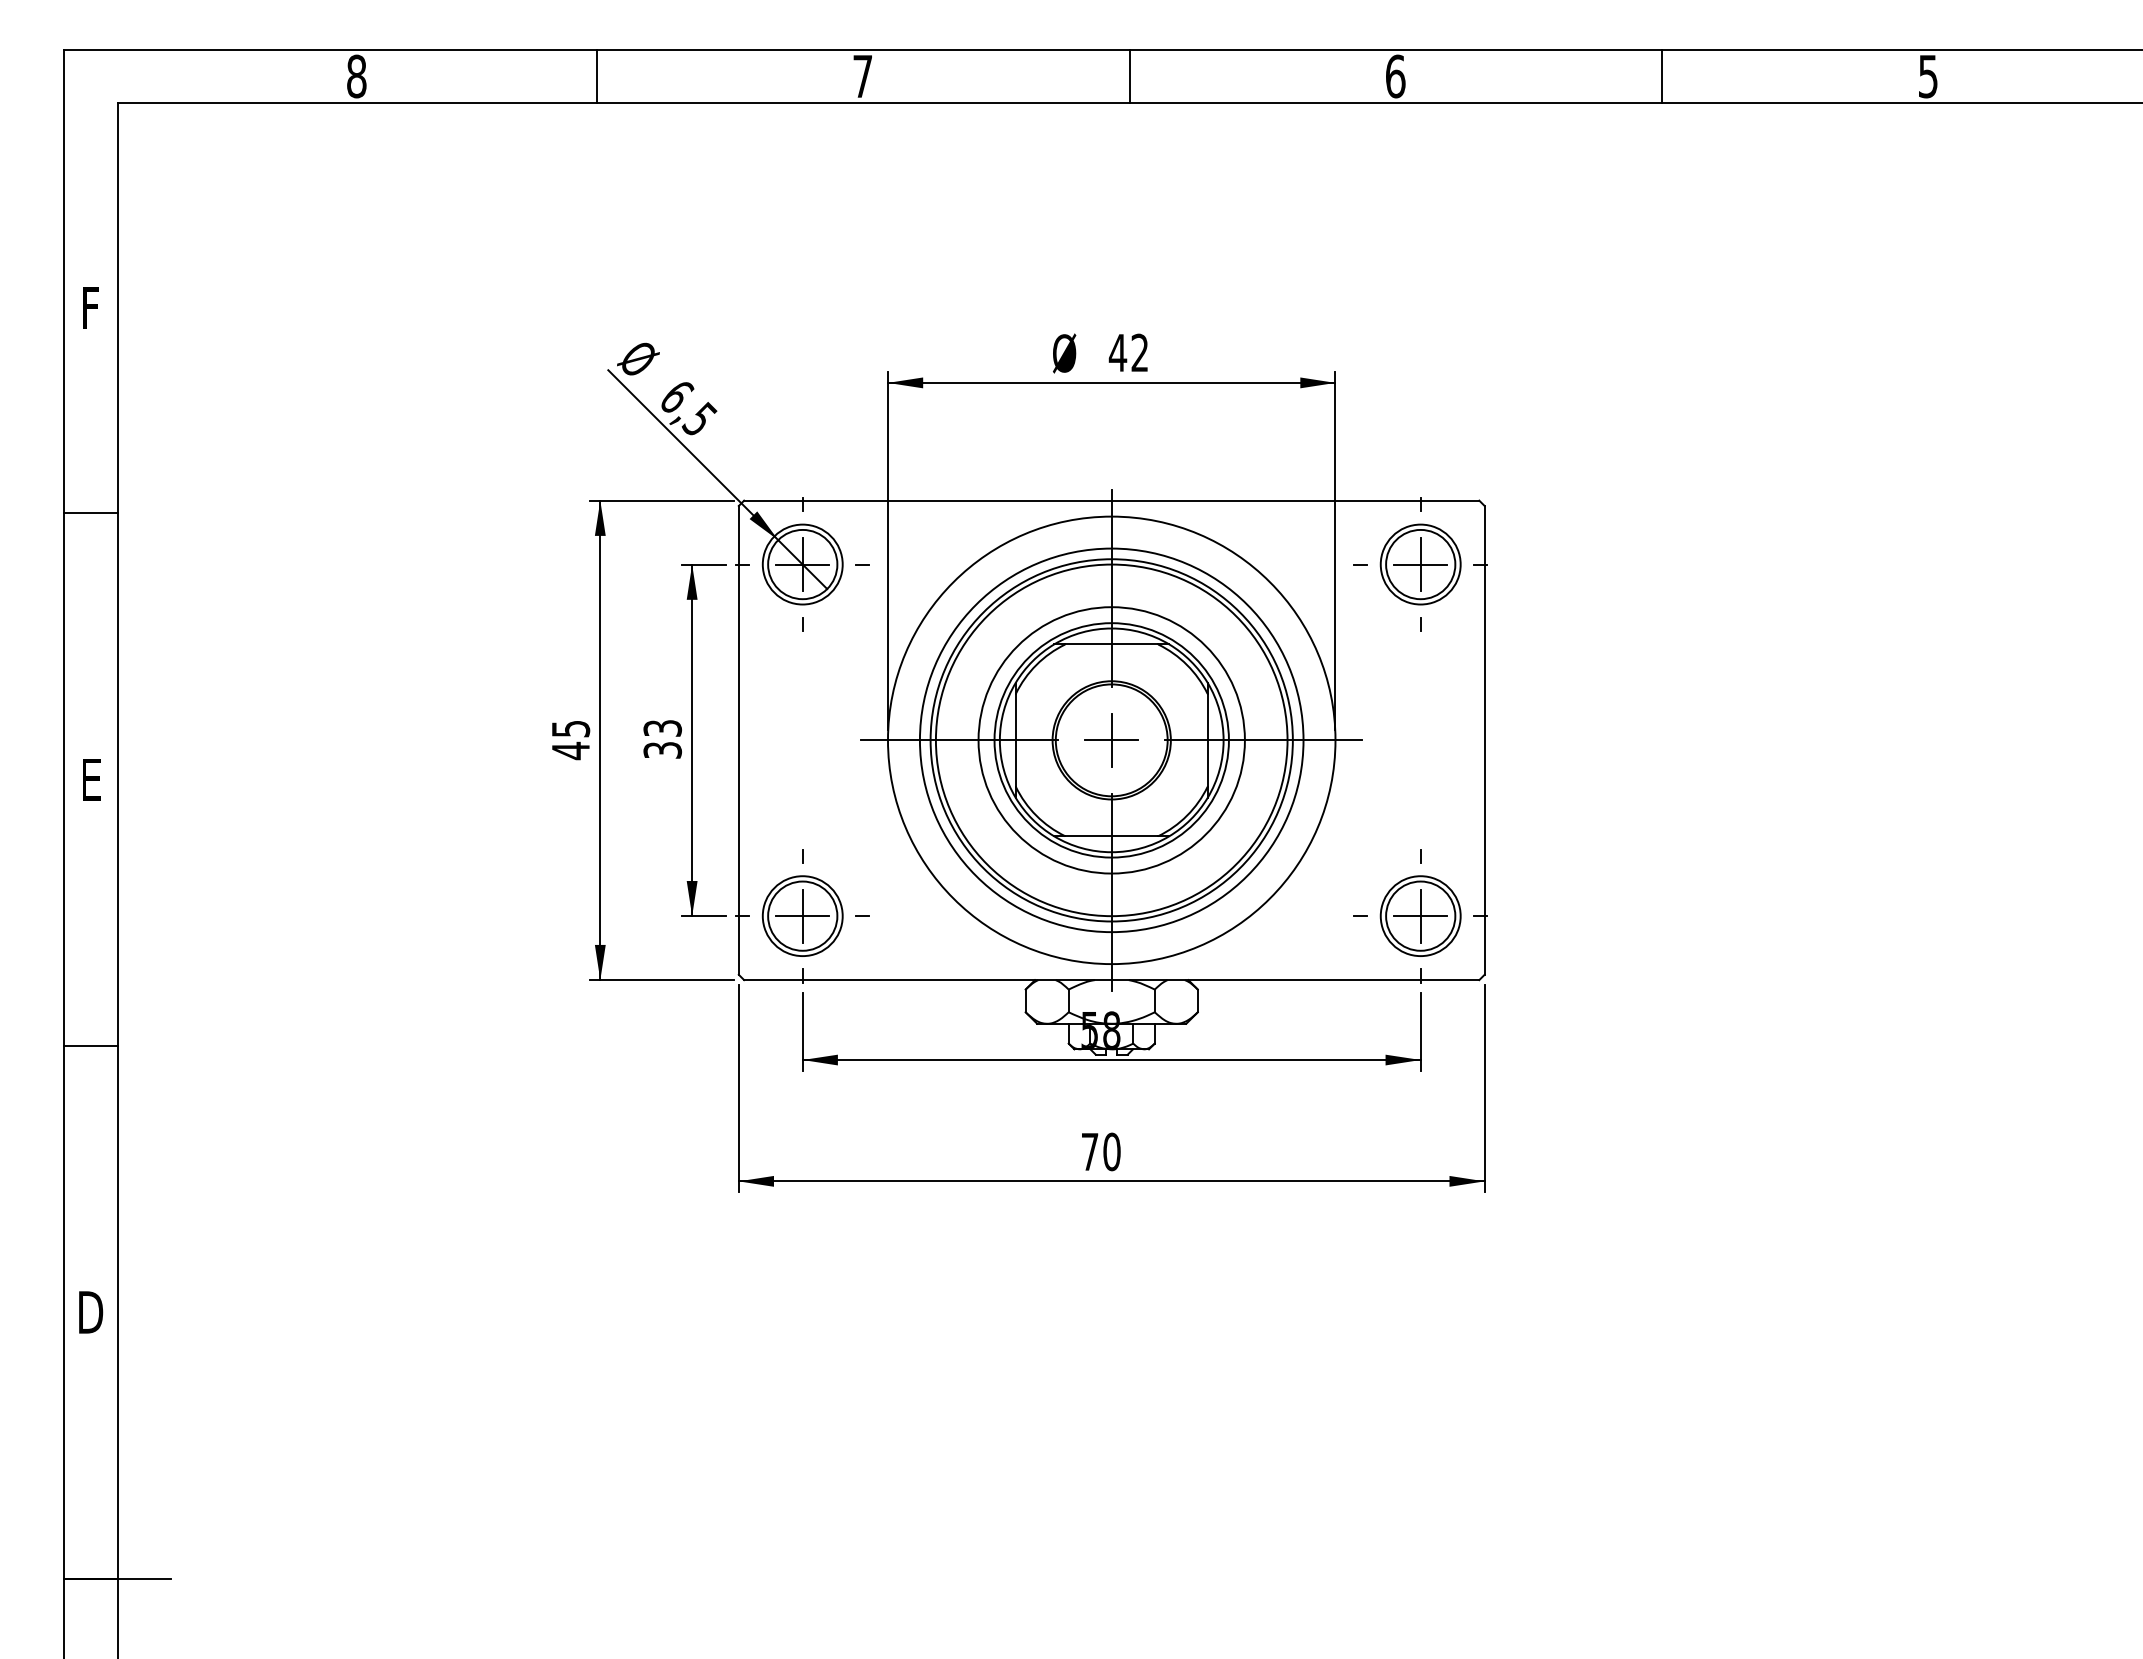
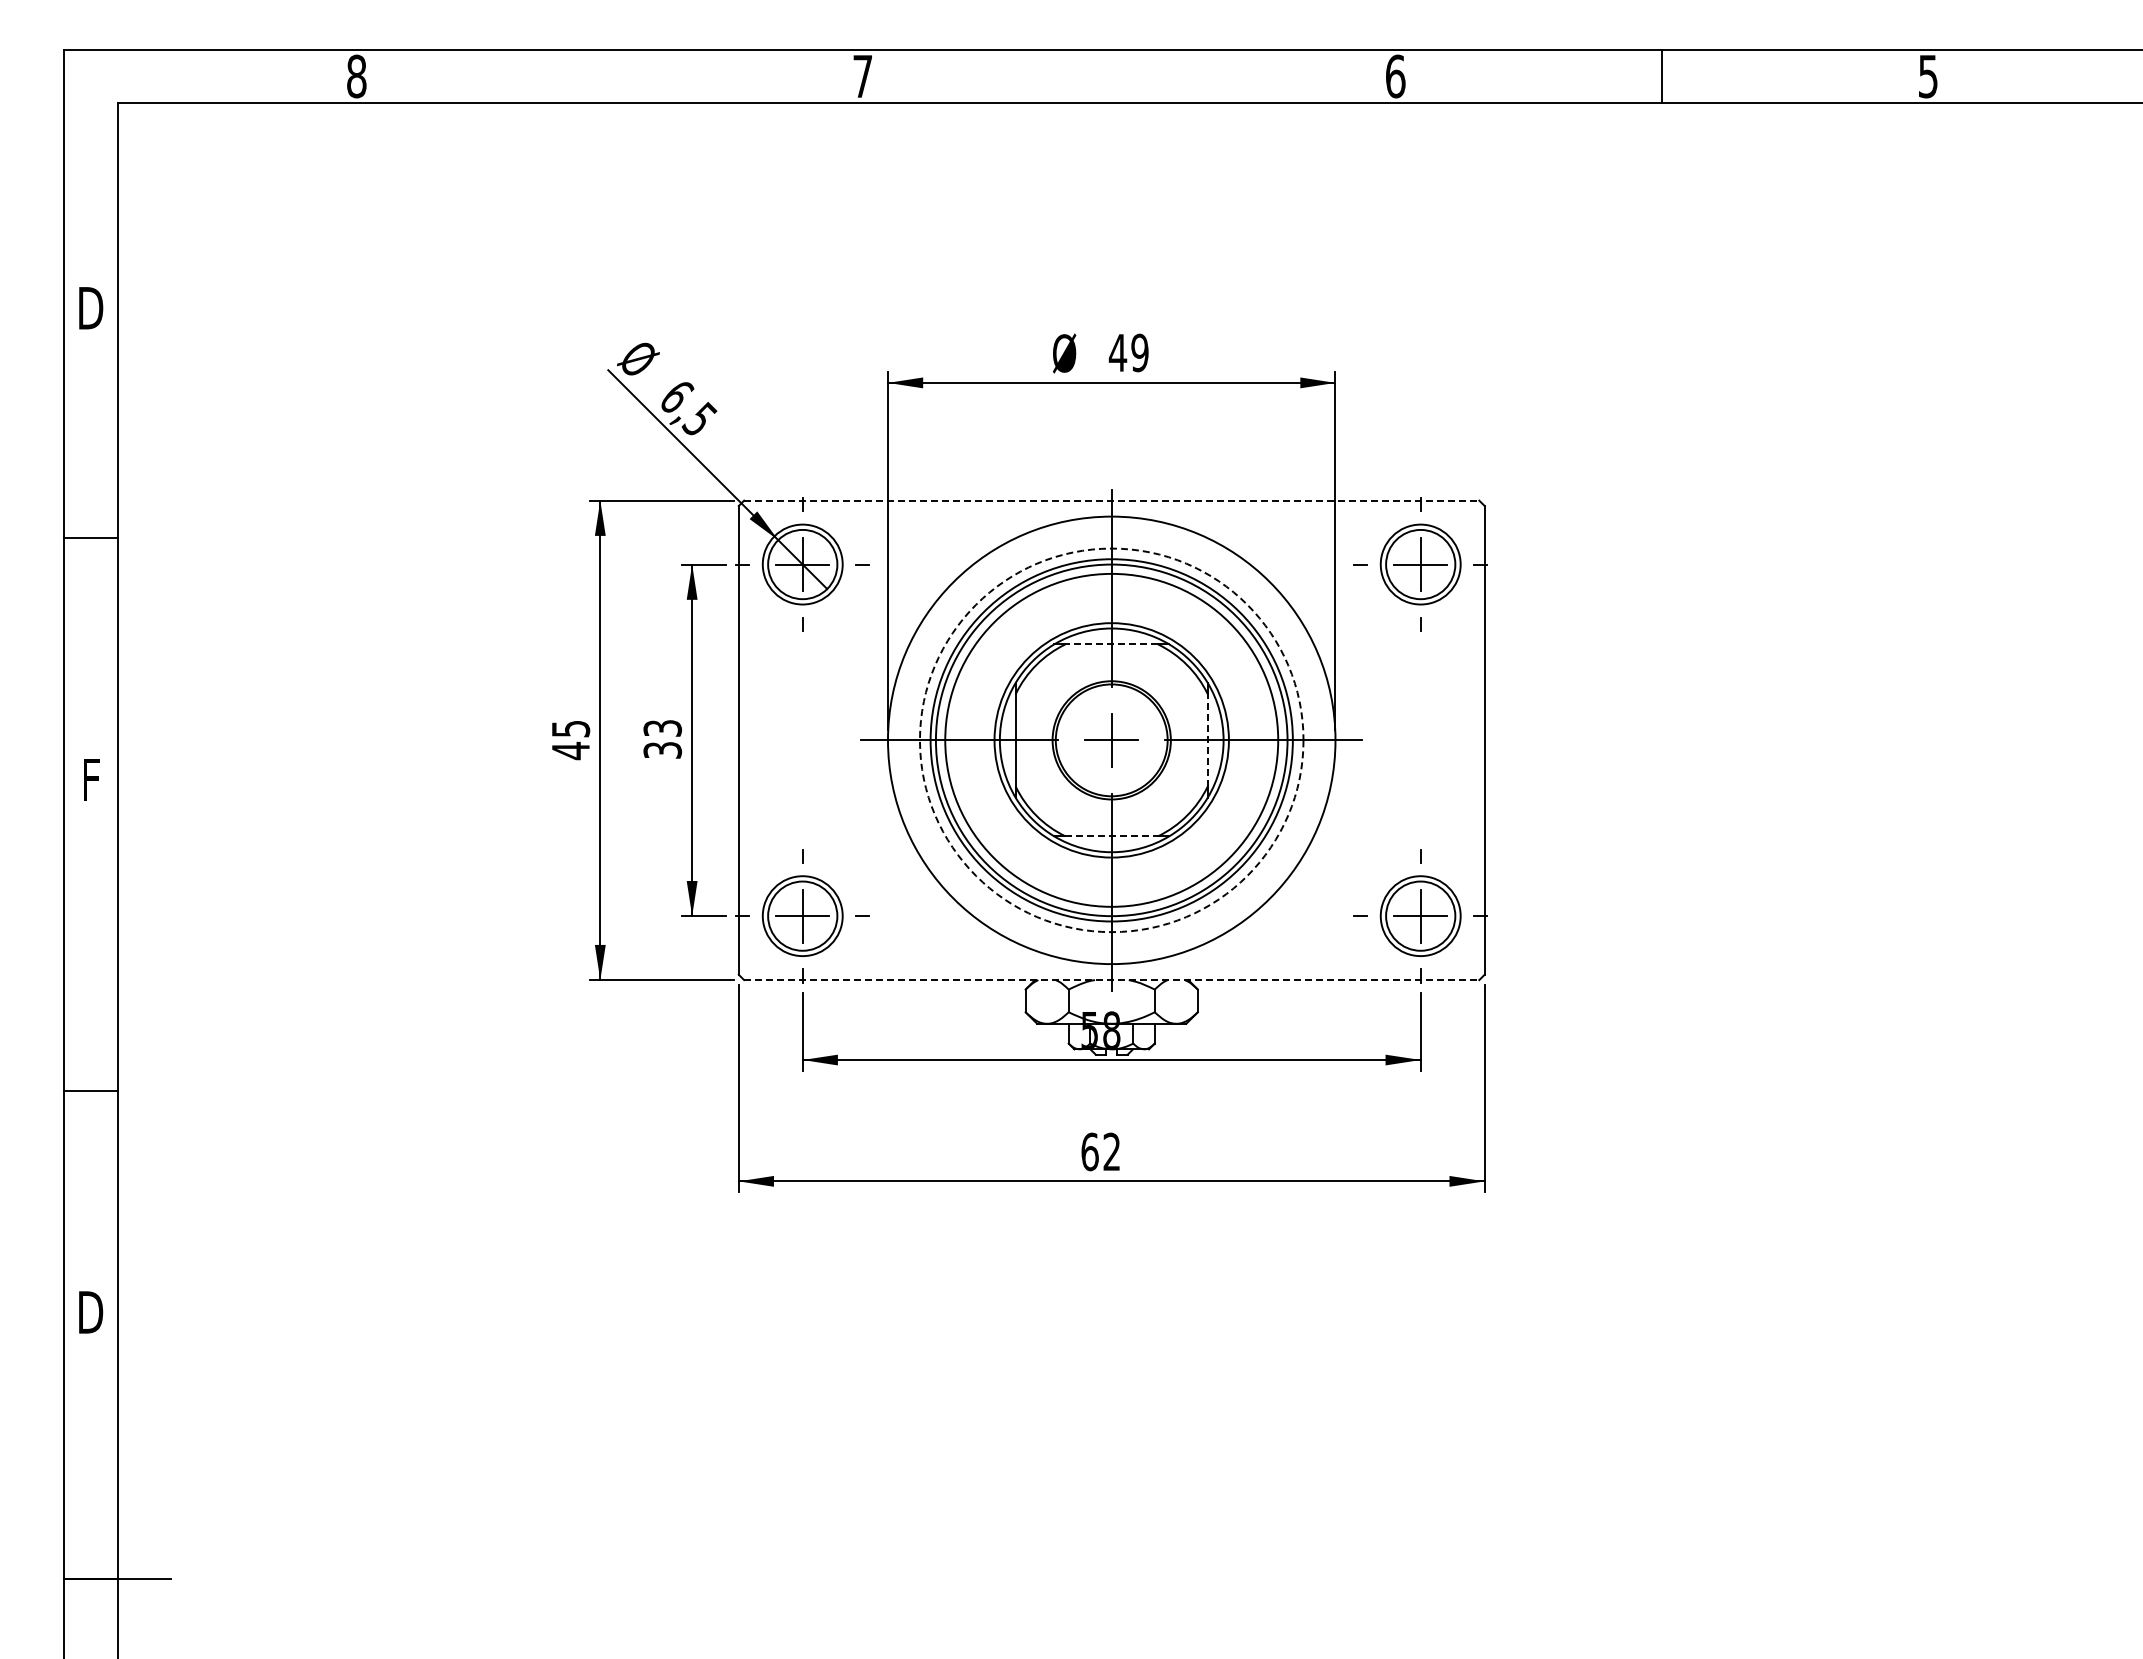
line: present -> none (597, 76)
line: present -> none (1129, 76)
text: F -> D (91, 308)
text: 42 -> 49 (1139, 352)
line: solid -> dashed (1111, 500)
line position: (90, 513) -> (90, 538) (90, 538)
line: solid -> dashed (1111, 644)
line: solid -> dashed (1207, 739)
circle diameter: 266 px -> 333 px (1111, 739)
circle: solid -> dashed (1111, 740)
text: E -> F (91, 779)
line: solid -> dashed (1112, 836)
line: solid -> dashed (1111, 980)
line position: (90, 1045) -> (90, 1090) (90, 1090)
text: 70 -> 62 (1100, 1151)
